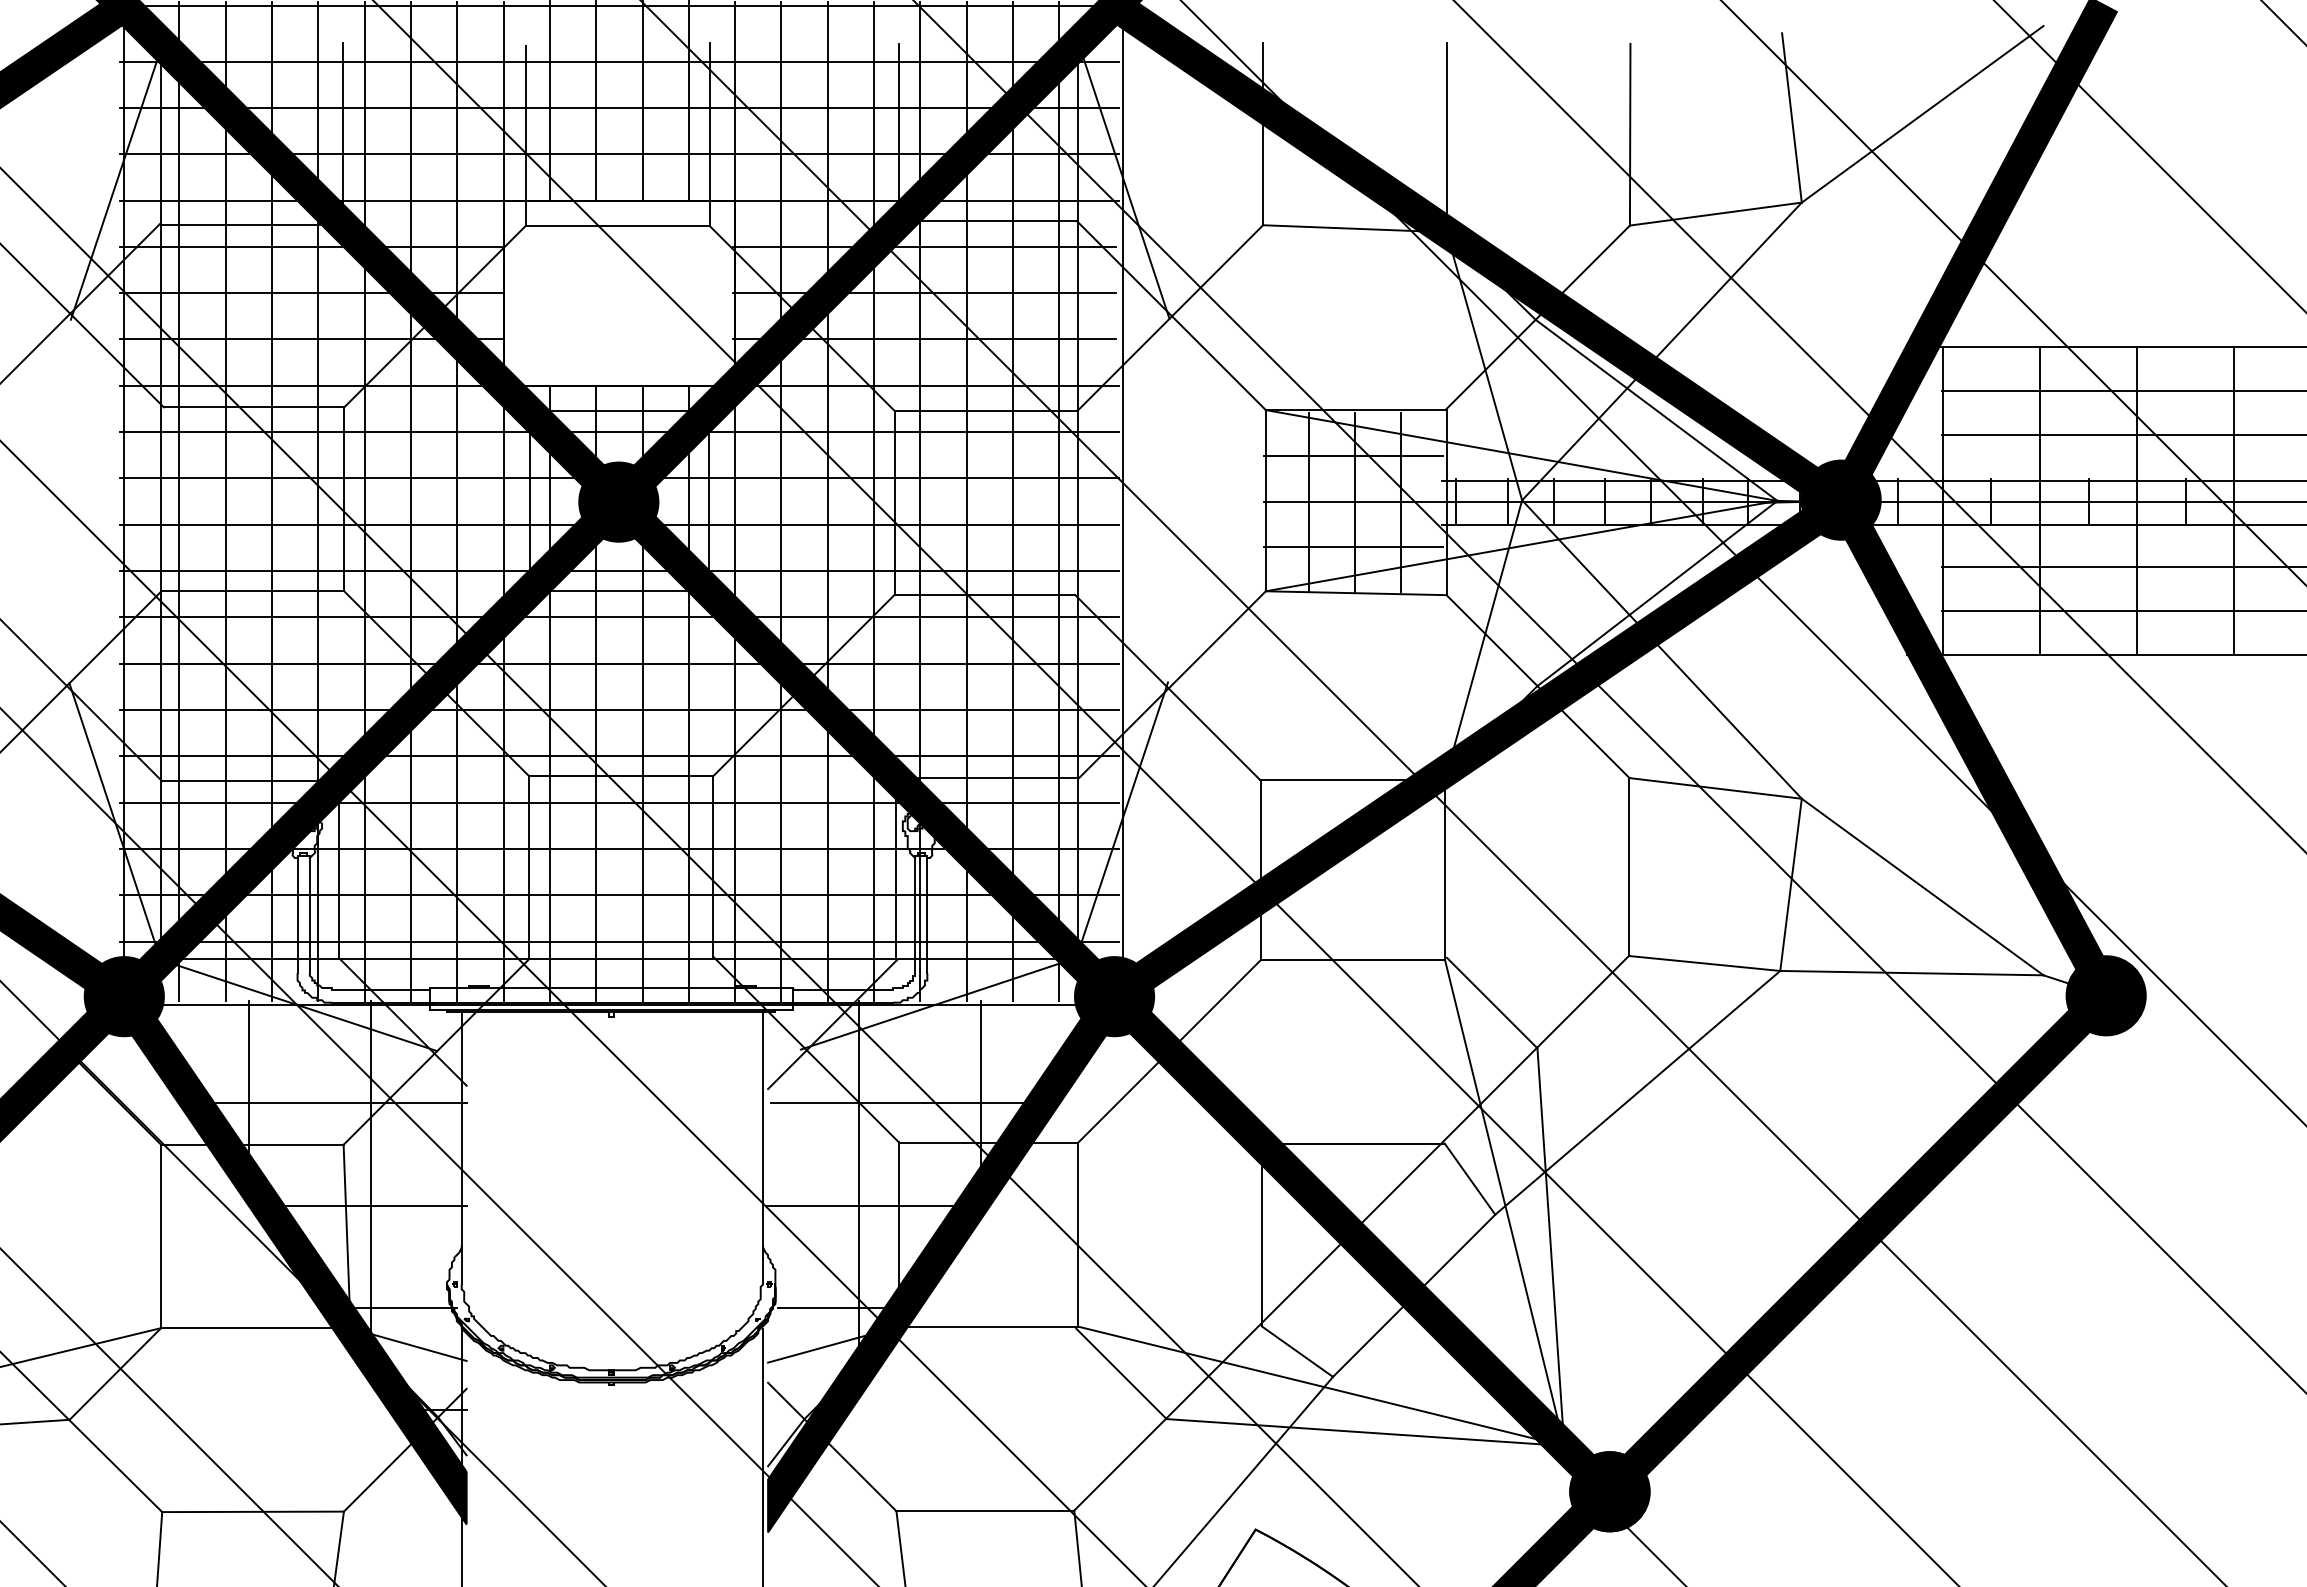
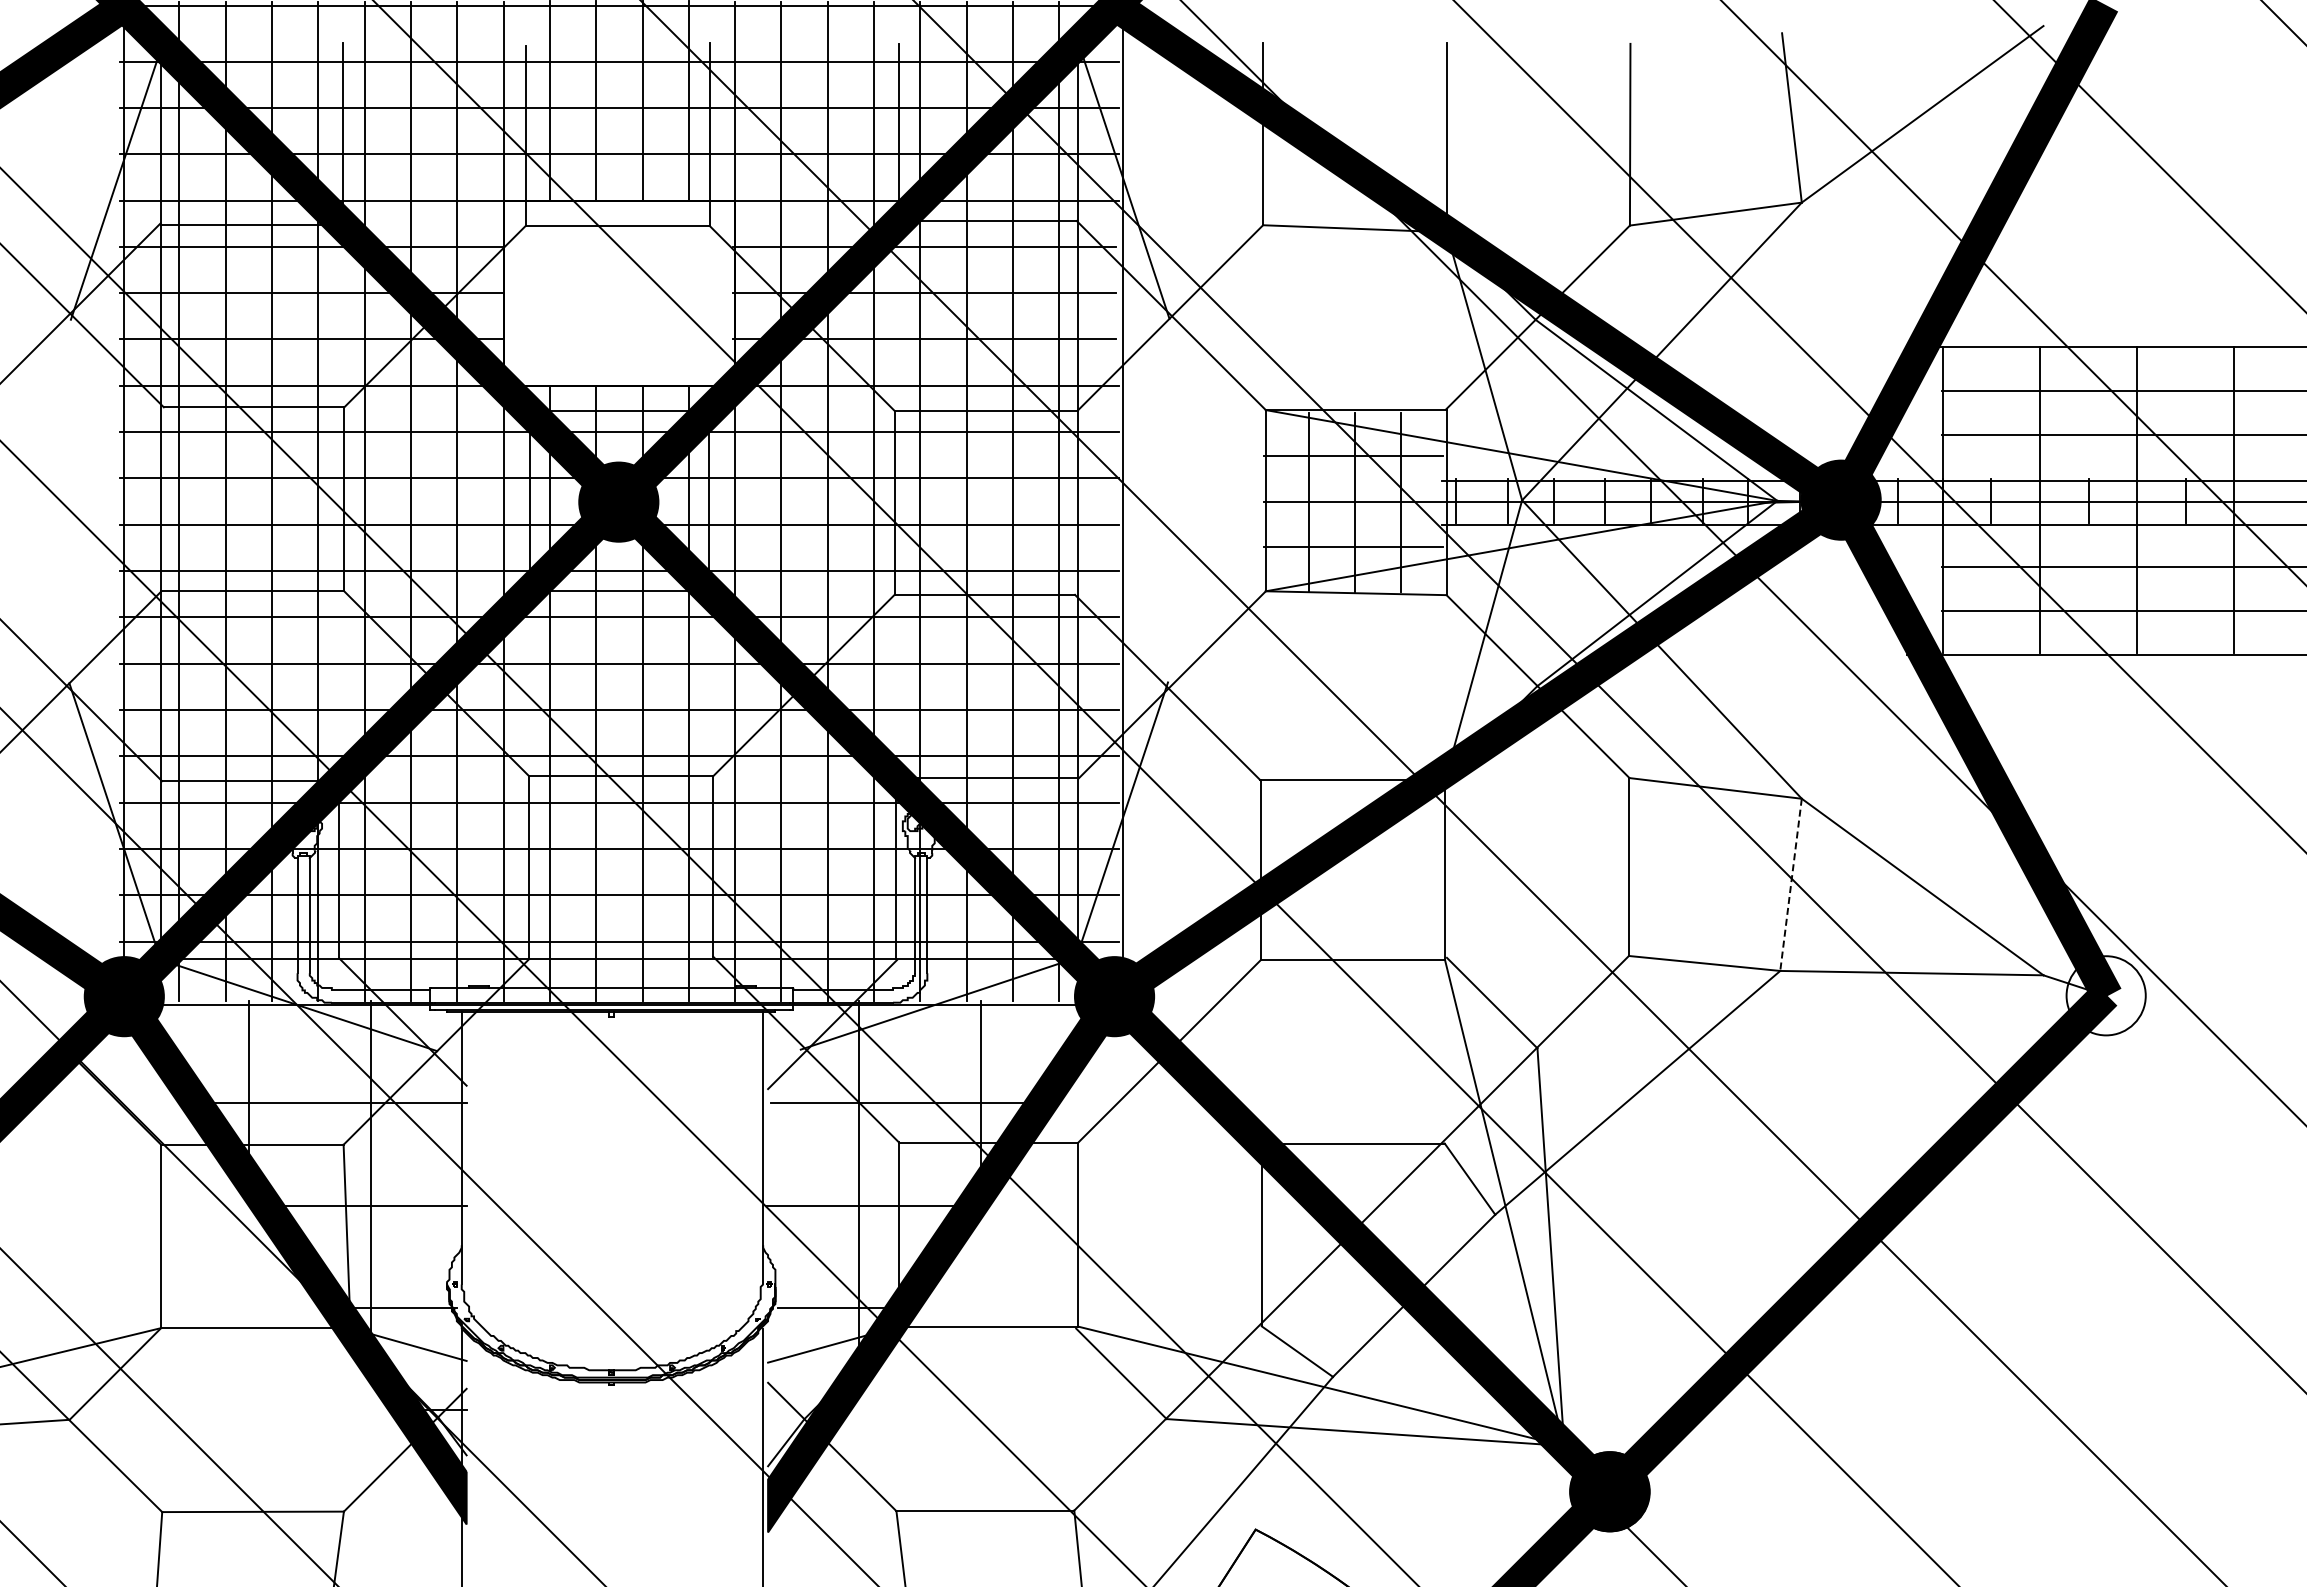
line: solid -> dashed (1791, 884)
fill: present -> none (2105, 995)
